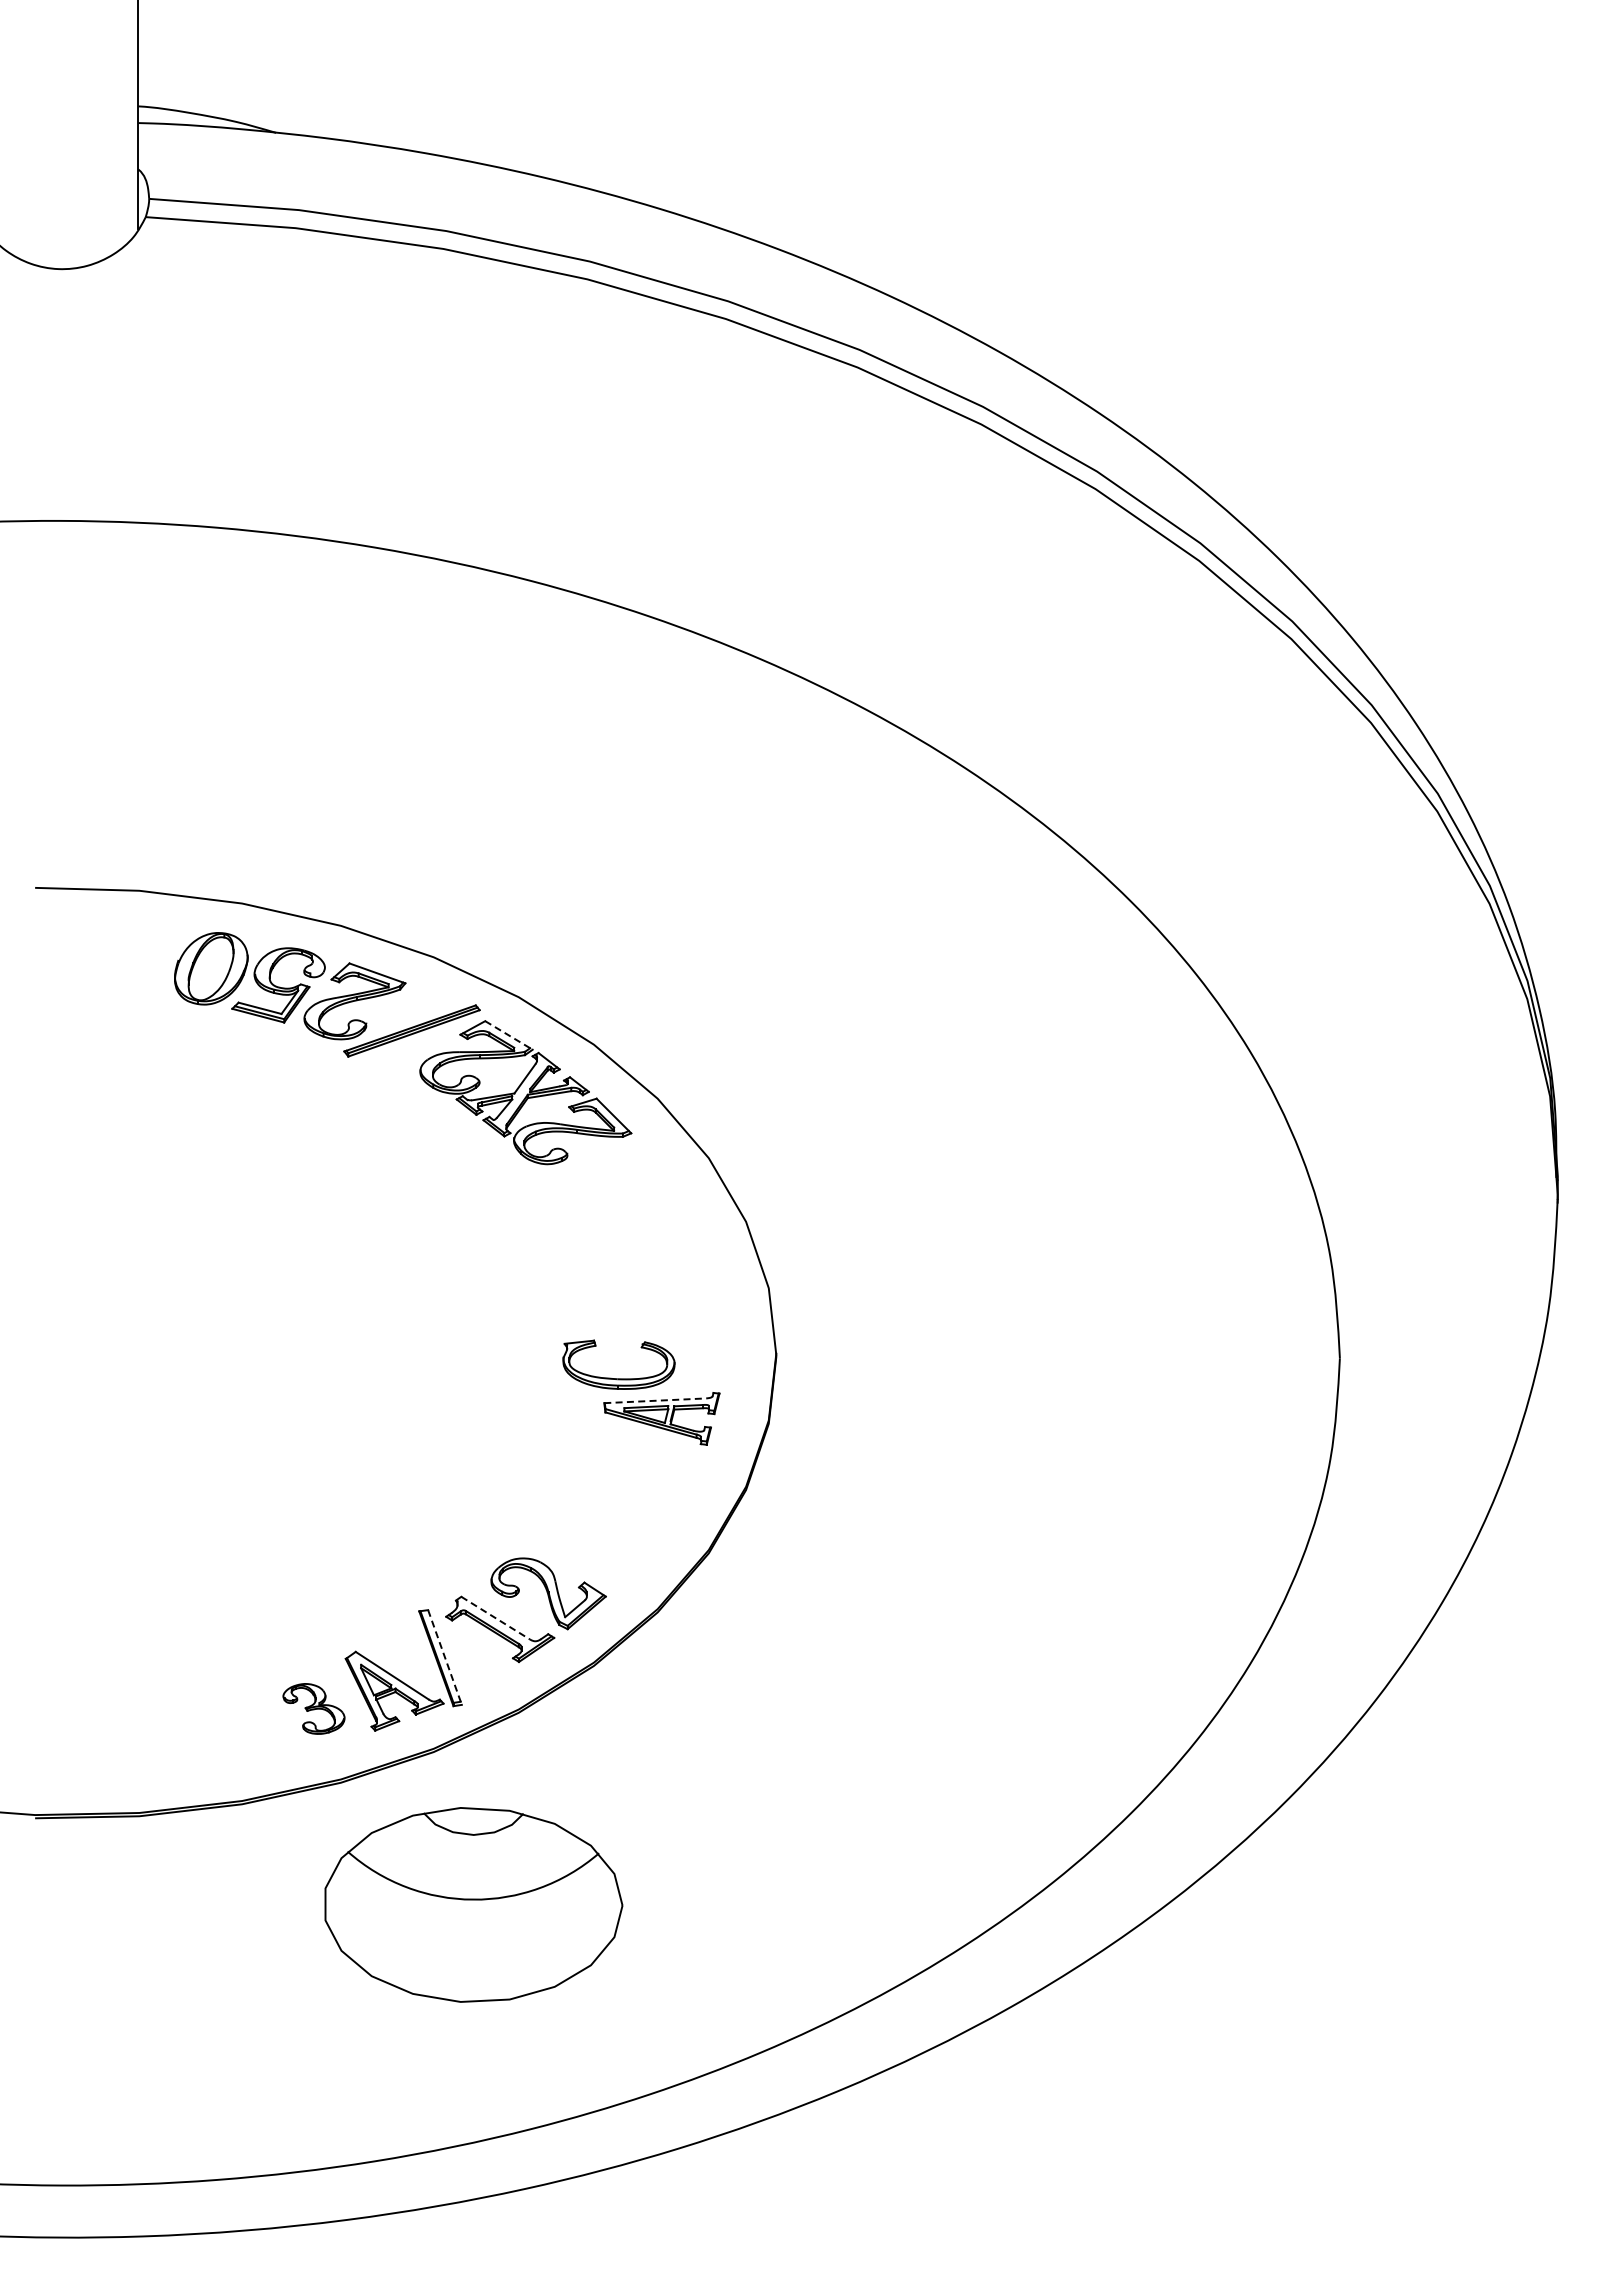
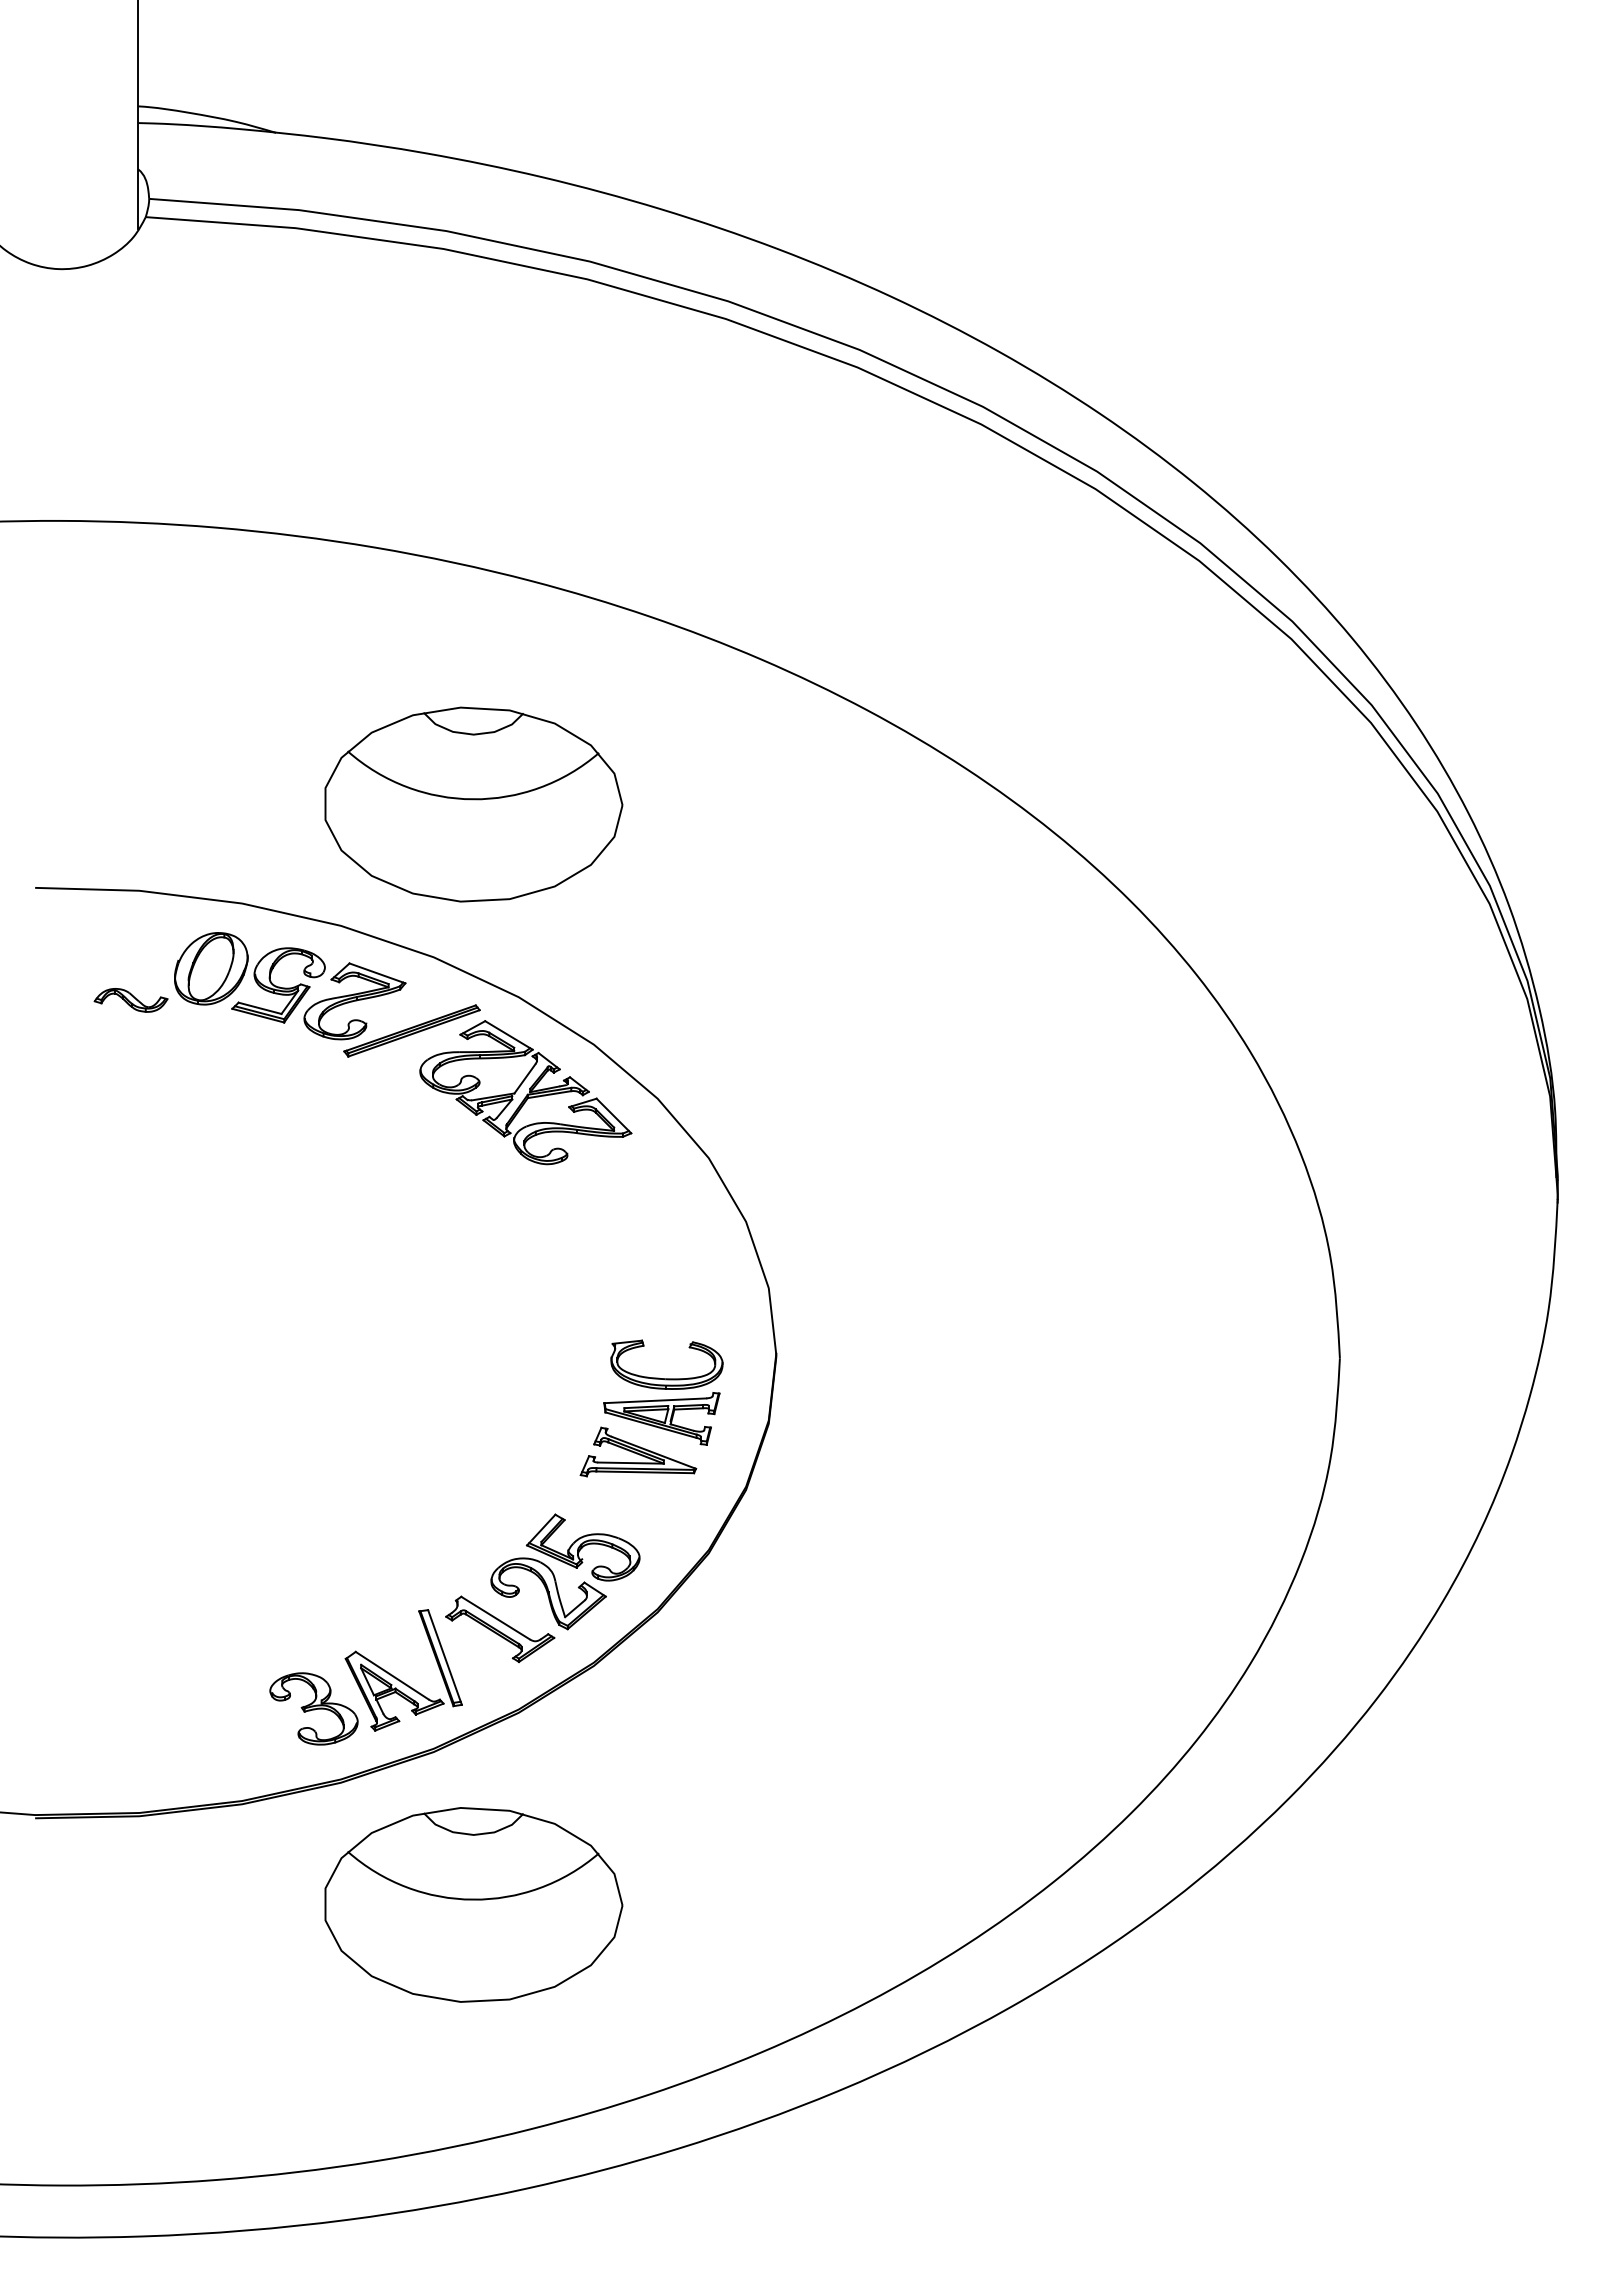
part: none -> present (473, 804)
part: none -> present (130, 1000)
line: dashed -> solid (508, 1035)
part position: (618, 1378) -> (666, 1378) (666, 1378)
line: dashed -> solid (655, 1400)
part: none -> present (638, 1451)
part: none -> present (582, 1547)
line: dashed -> solid (496, 1618)
line: dashed -> solid (445, 1657)
part size: 64x52 px -> 90x74 px (313, 1708)
